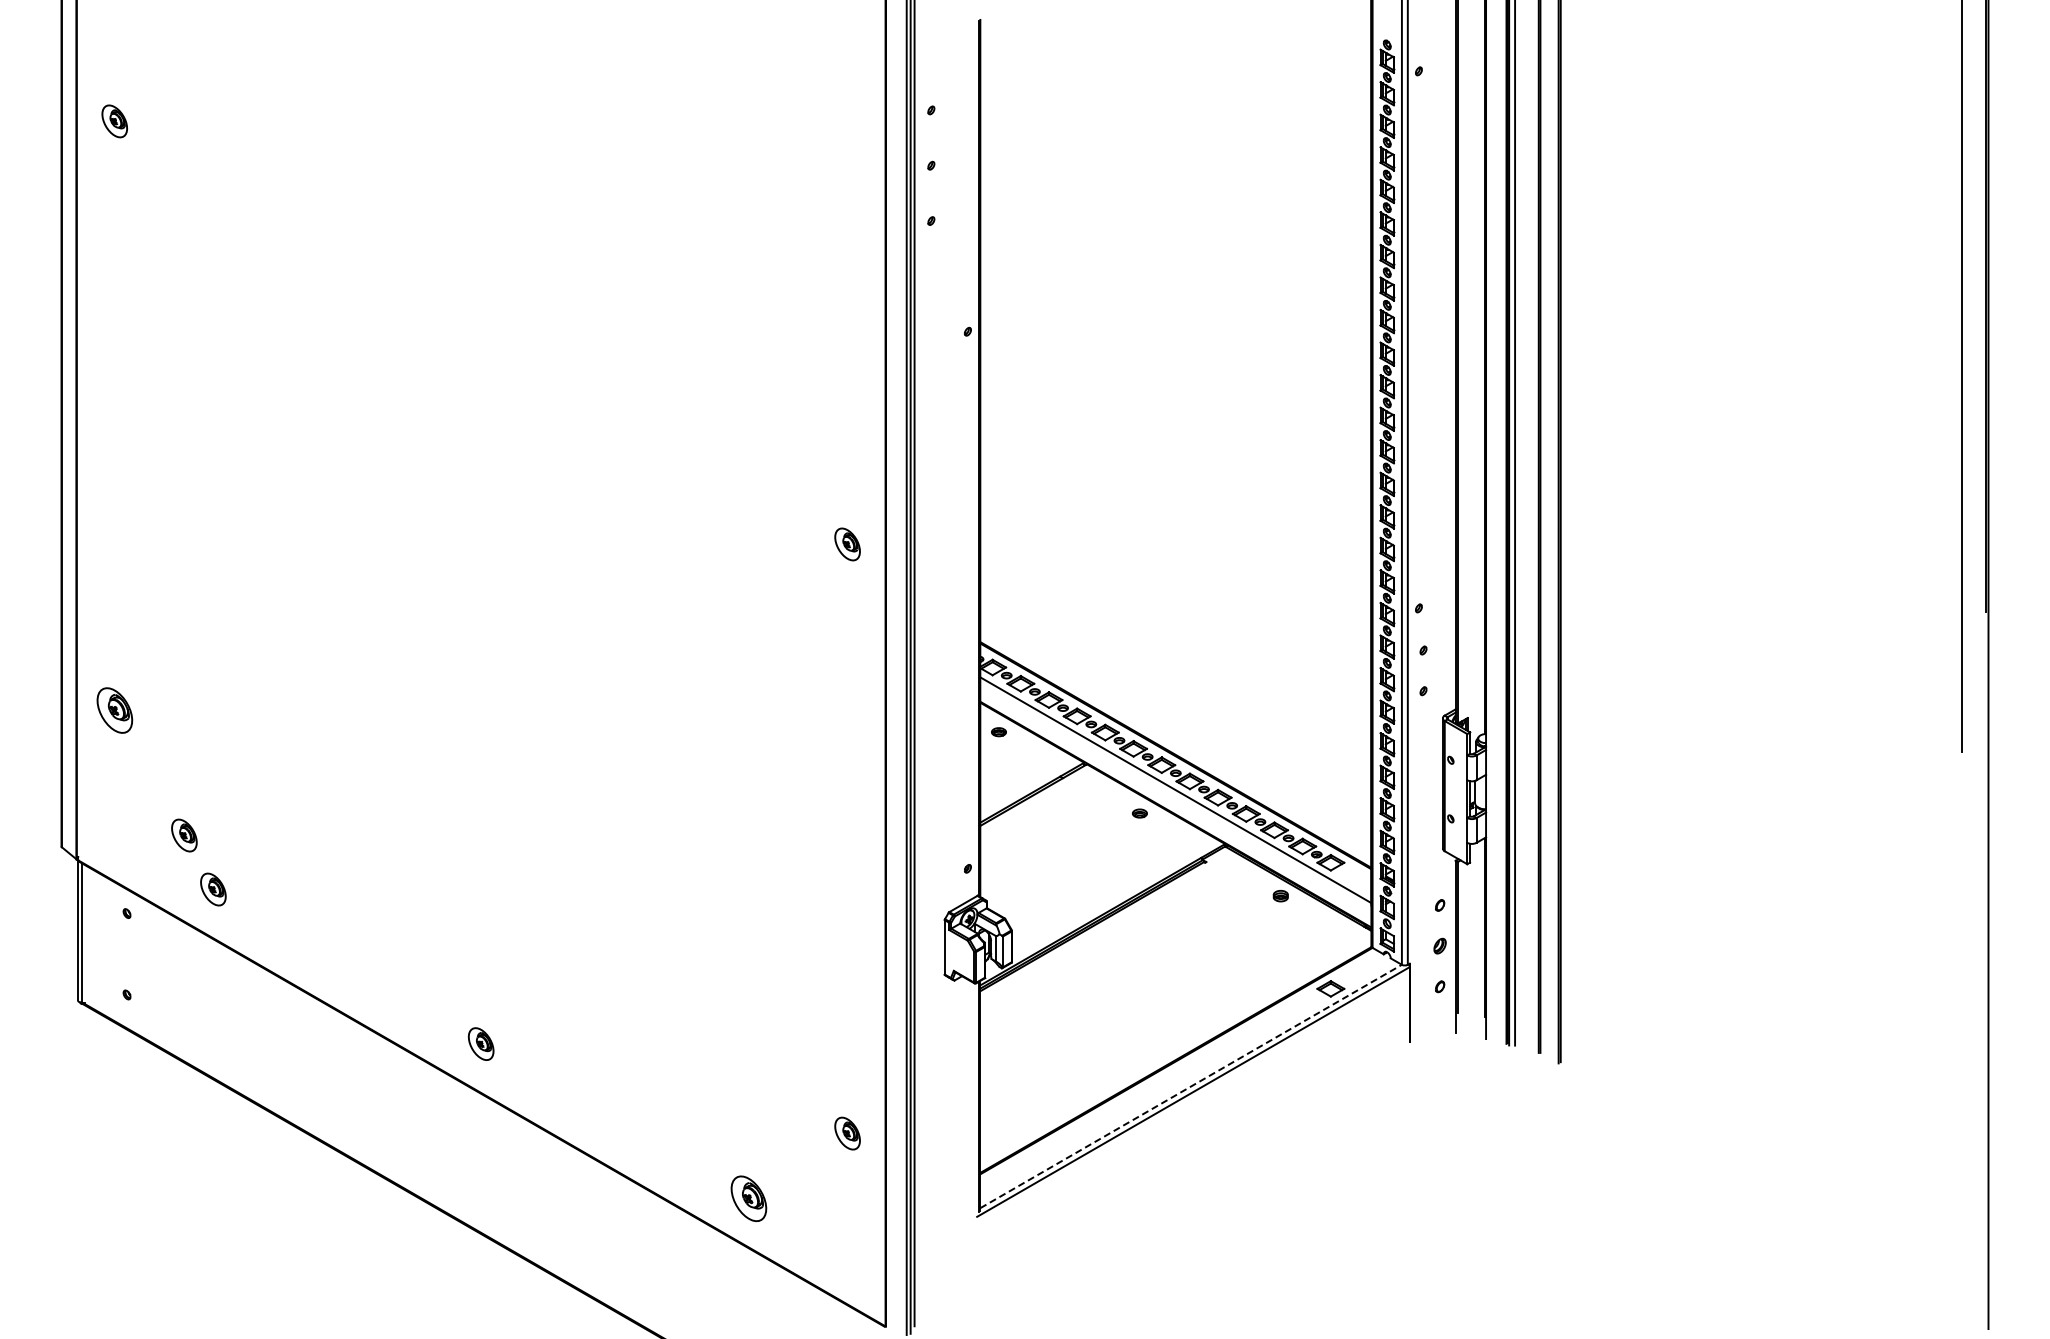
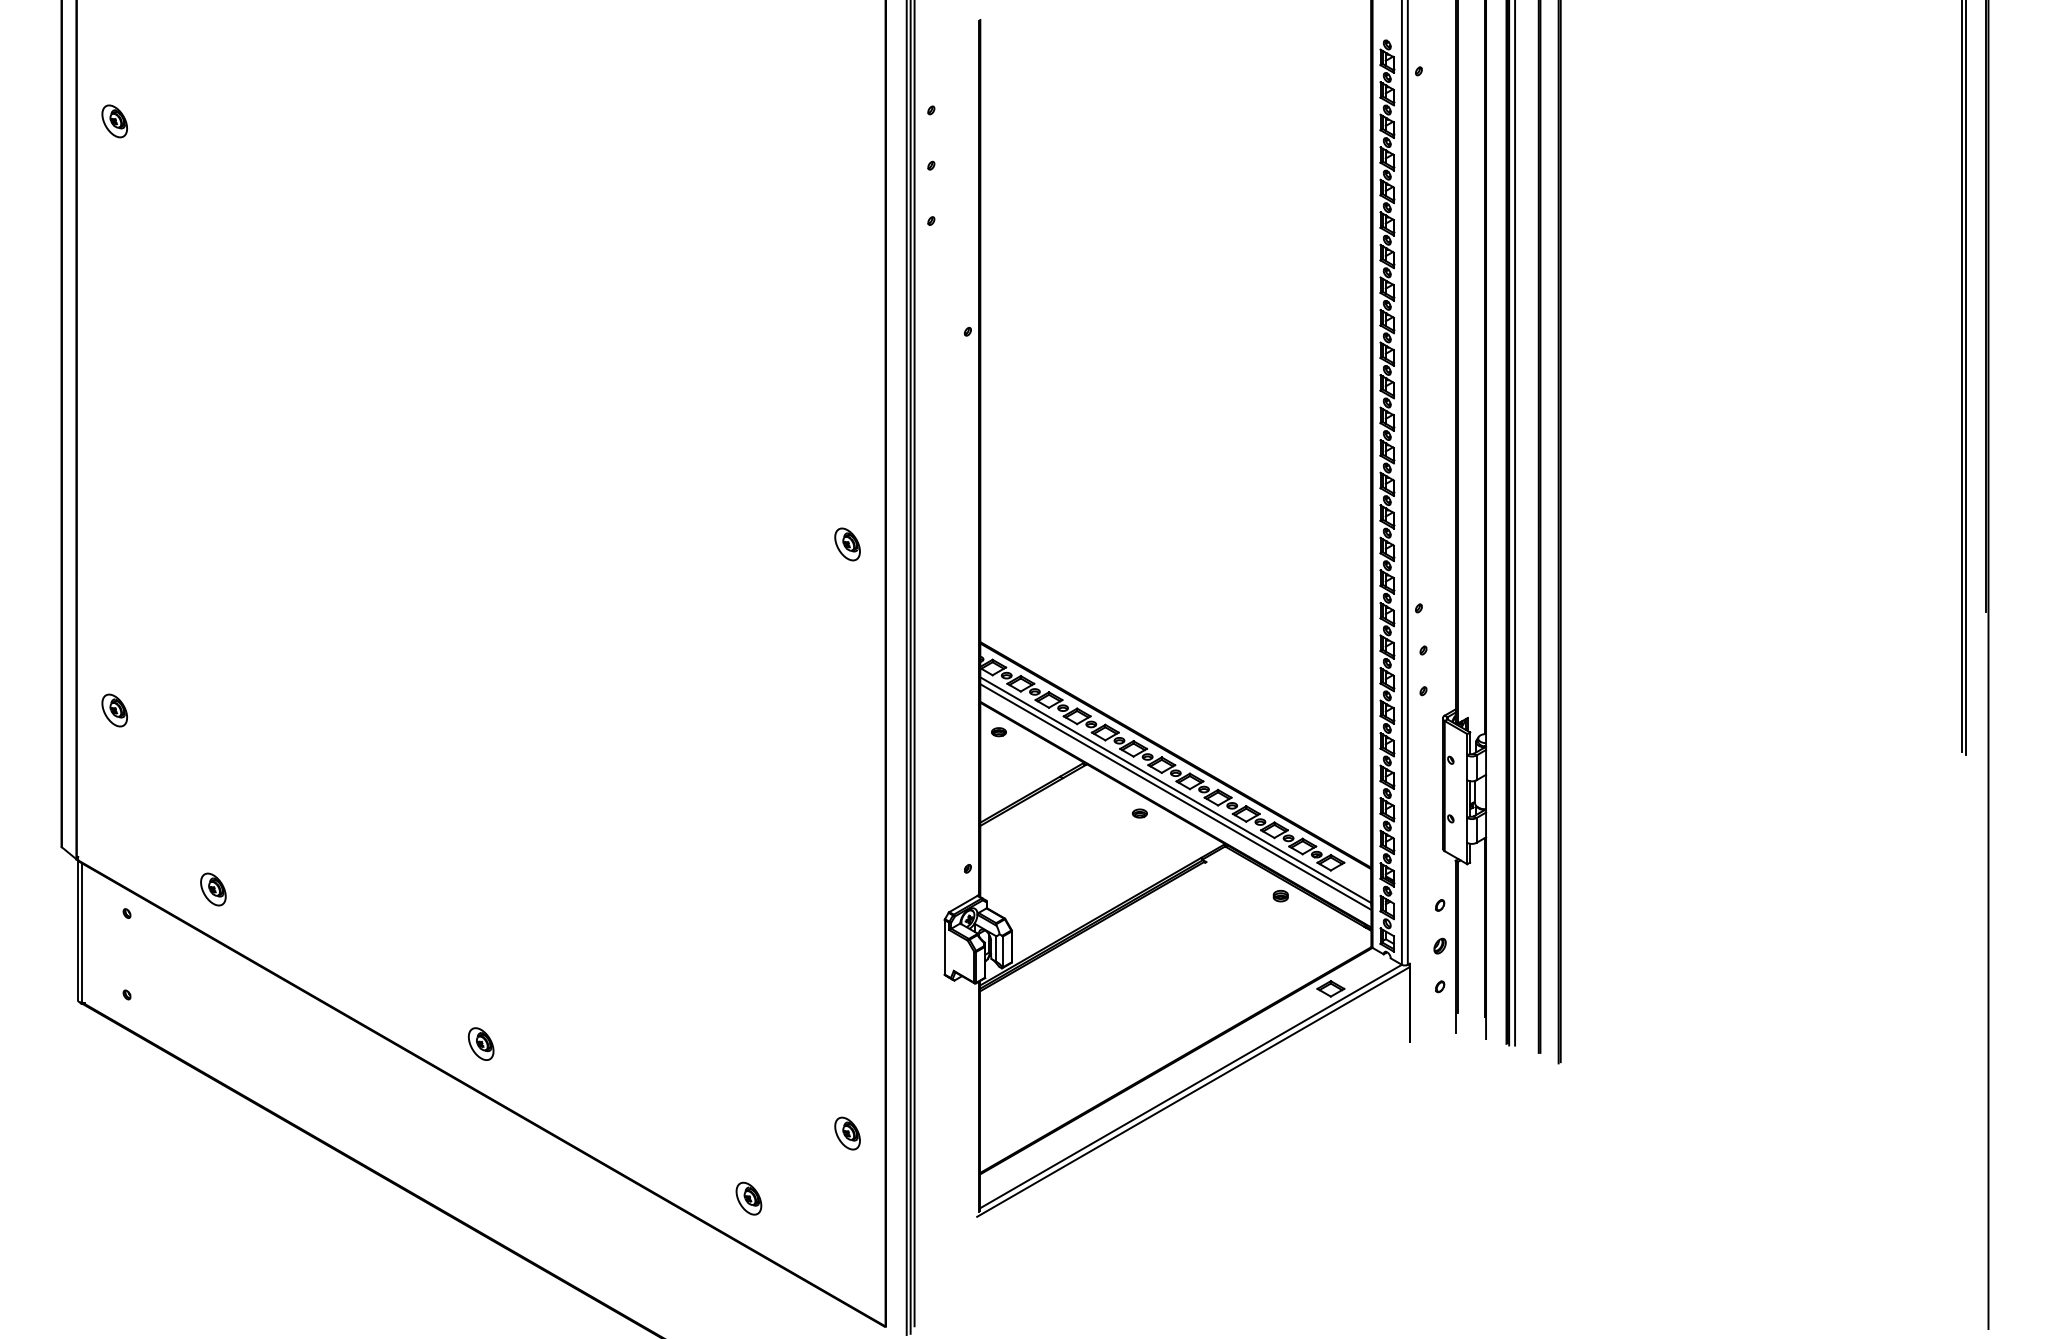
line: none -> present (1966, 378)
part size: 38x47 px -> 27x35 px (114, 710)
line: none -> present (1175, 796)
part: present -> none (184, 835)
line: dashed -> solid (1191, 1086)
part size: 38x47 px -> 28x35 px (748, 1198)
